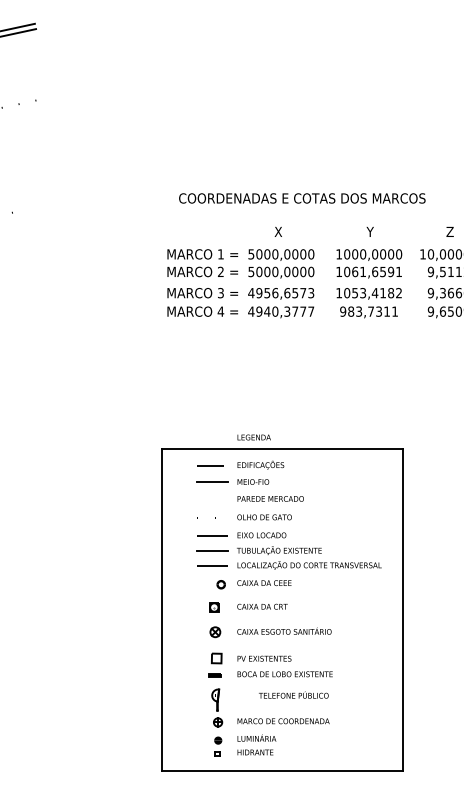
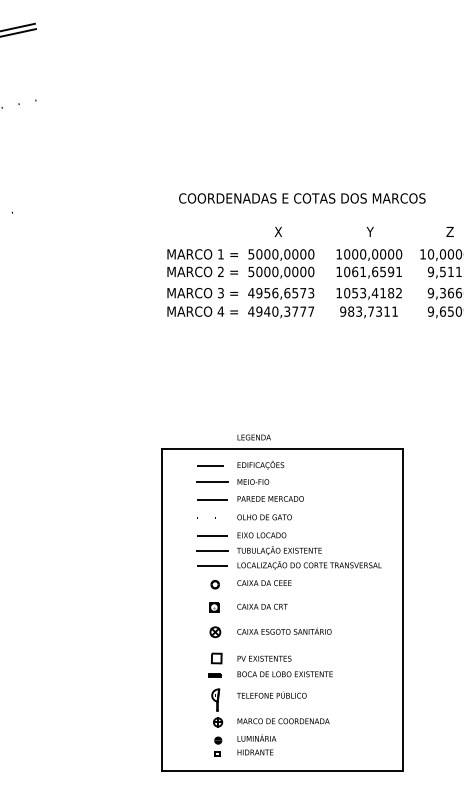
line: none -> present (212, 500)
part position: (220, 584) -> (214, 584) (214, 584)
text position: (293, 694) -> (271, 694) (271, 694)
